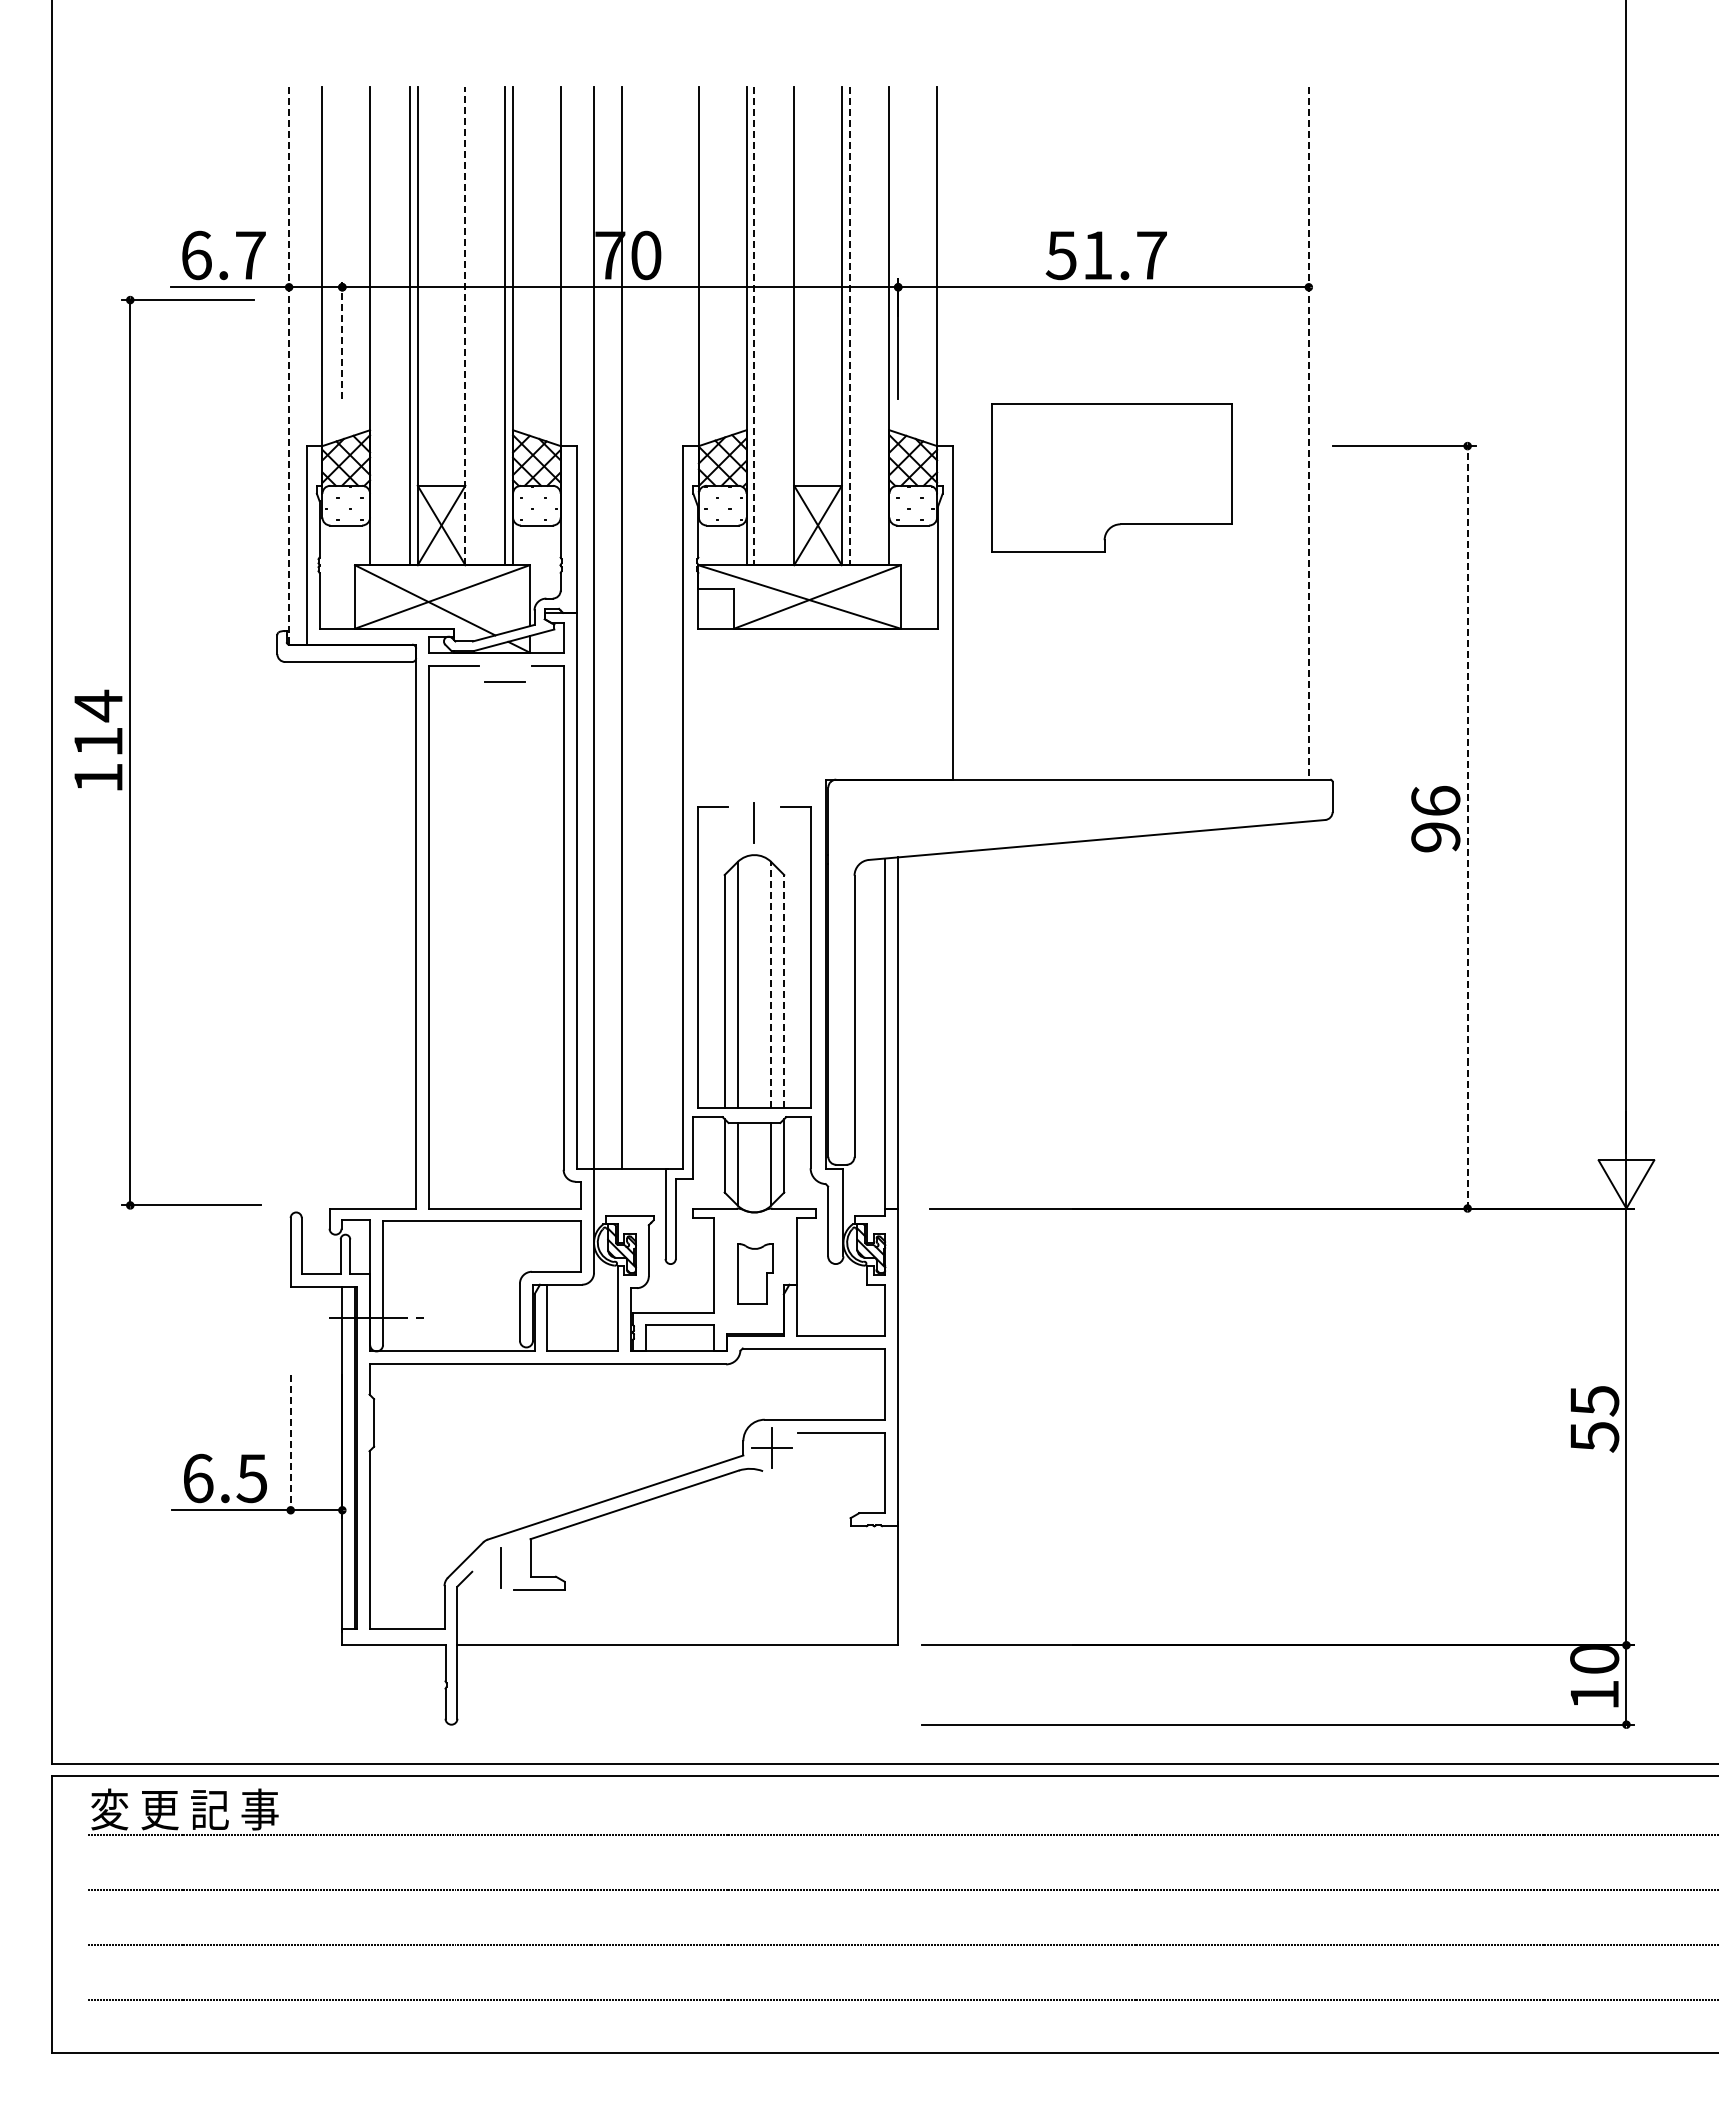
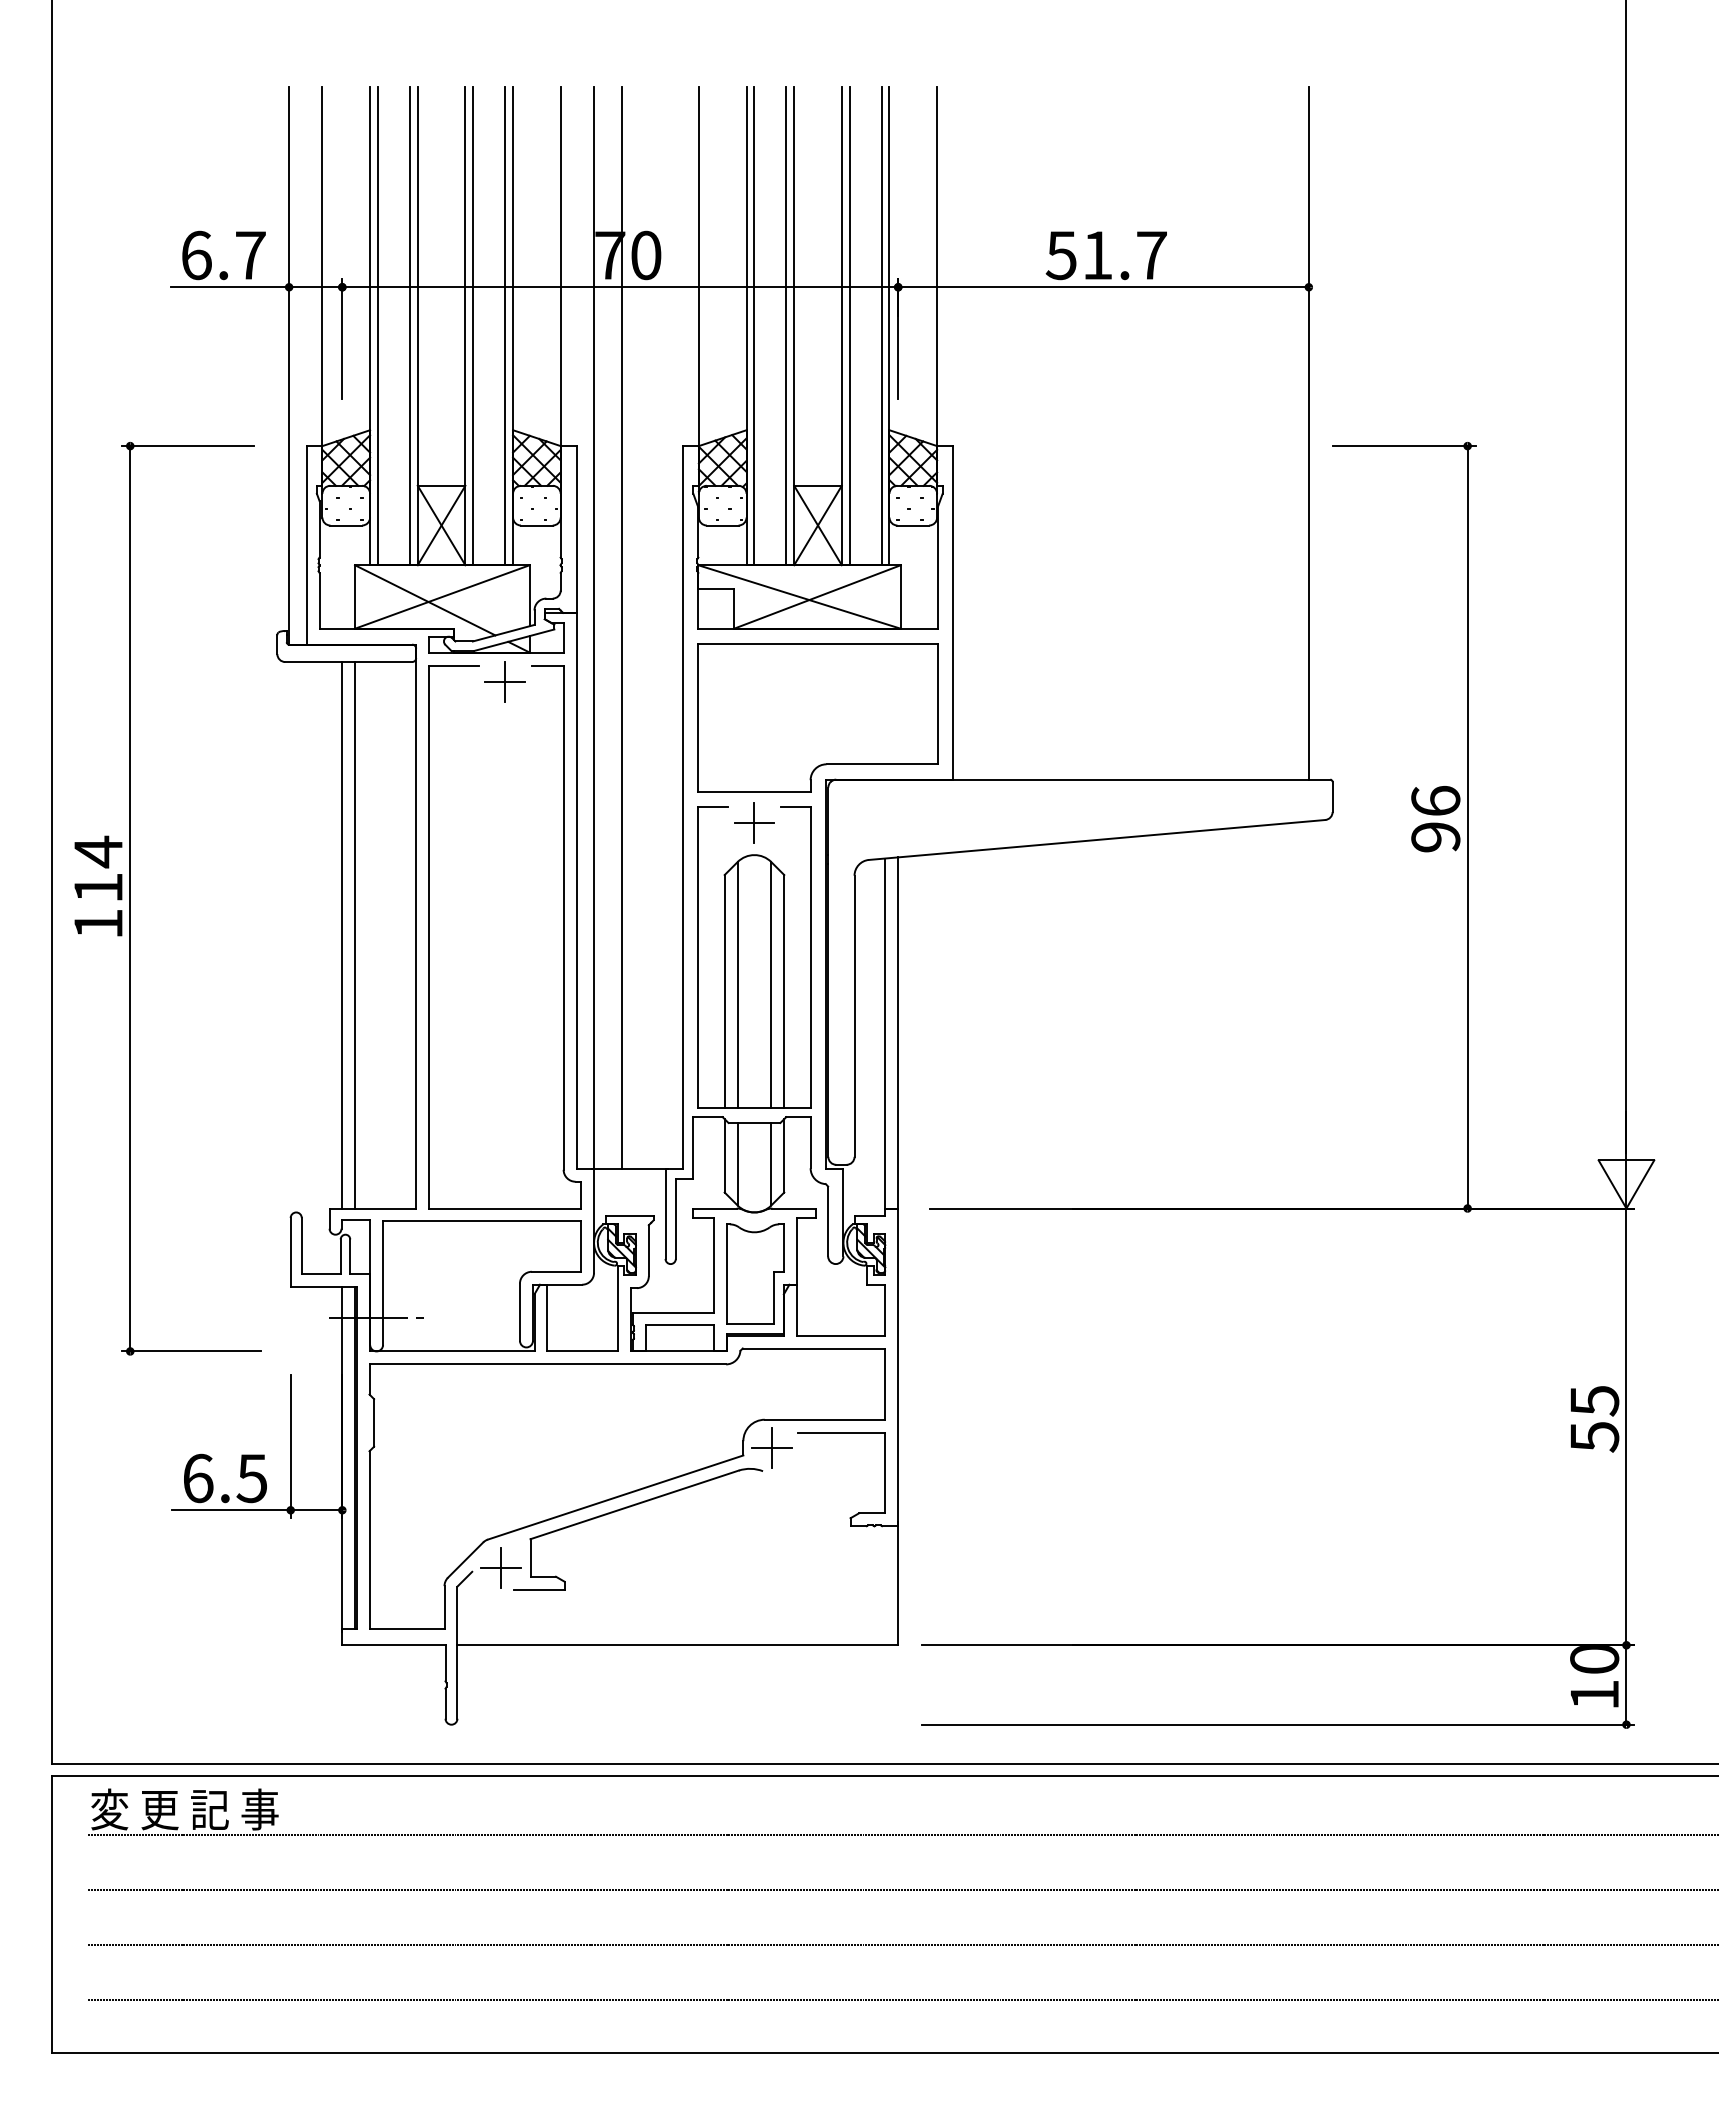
line: none -> present (378, 325)
line: dashed -> solid (465, 325)
line: none -> present (473, 325)
line: none -> present (786, 325)
line: none -> present (881, 325)
line: dashed -> solid (754, 326)
line: dashed -> solid (849, 326)
line: dashed -> solid (342, 339)
line: dashed -> solid (289, 365)
line: dashed -> solid (1308, 433)
part position: (1111, 477) -> (817, 717) (817, 717)
line: none -> present (505, 681)
part position: (130, 752) -> (130, 898) (130, 898)
line: none -> present (754, 823)
line: dashed -> solid (1467, 826)
line: none -> present (342, 935)
line: none -> present (355, 935)
line: dashed -> solid (771, 984)
line: dashed -> solid (784, 990)
part size: 37x62 px -> 59x102 px (755, 1273)
line: dashed -> solid (290, 1447)
line: none -> present (500, 1568)
